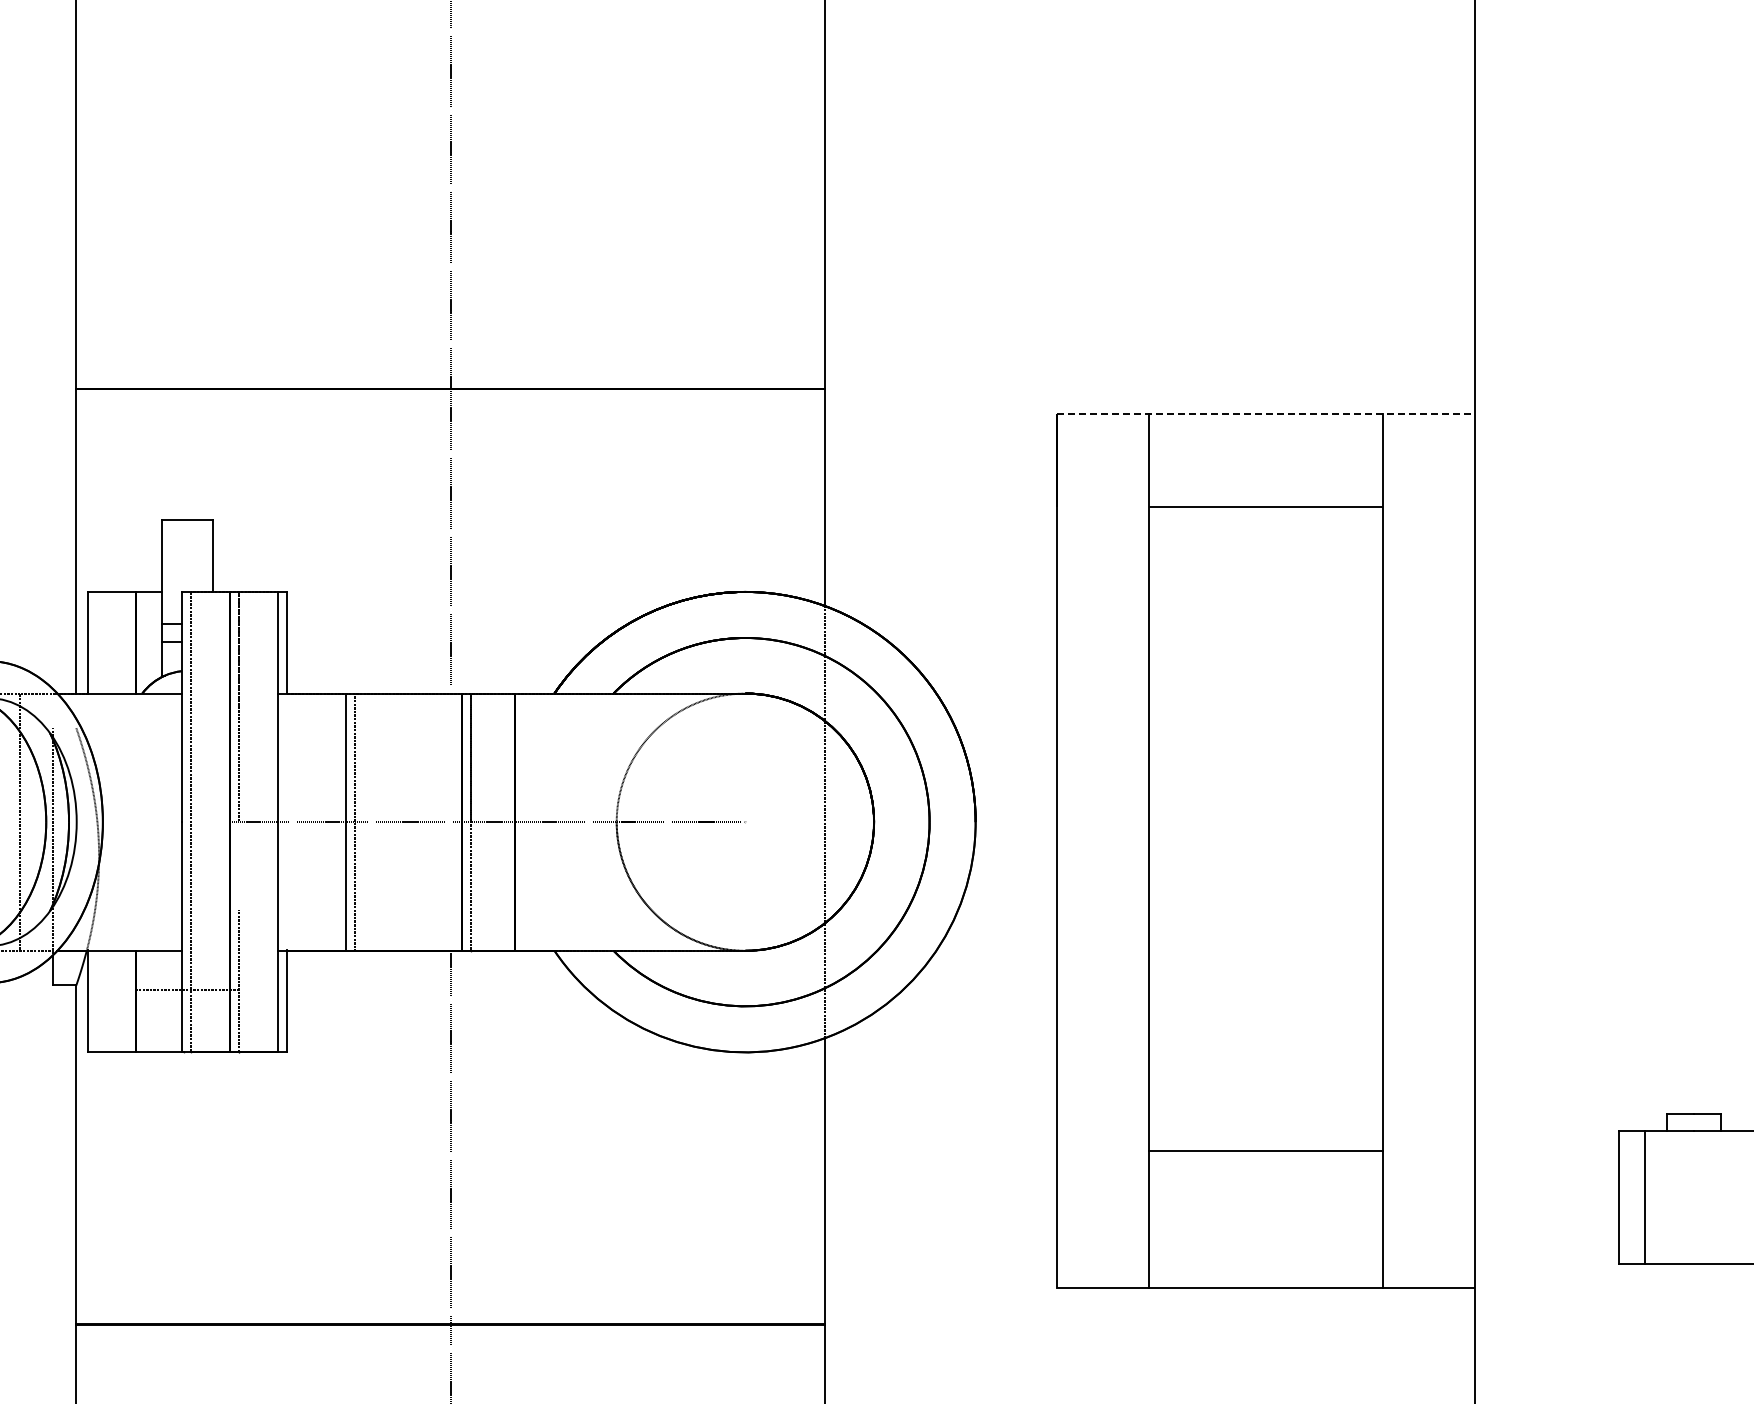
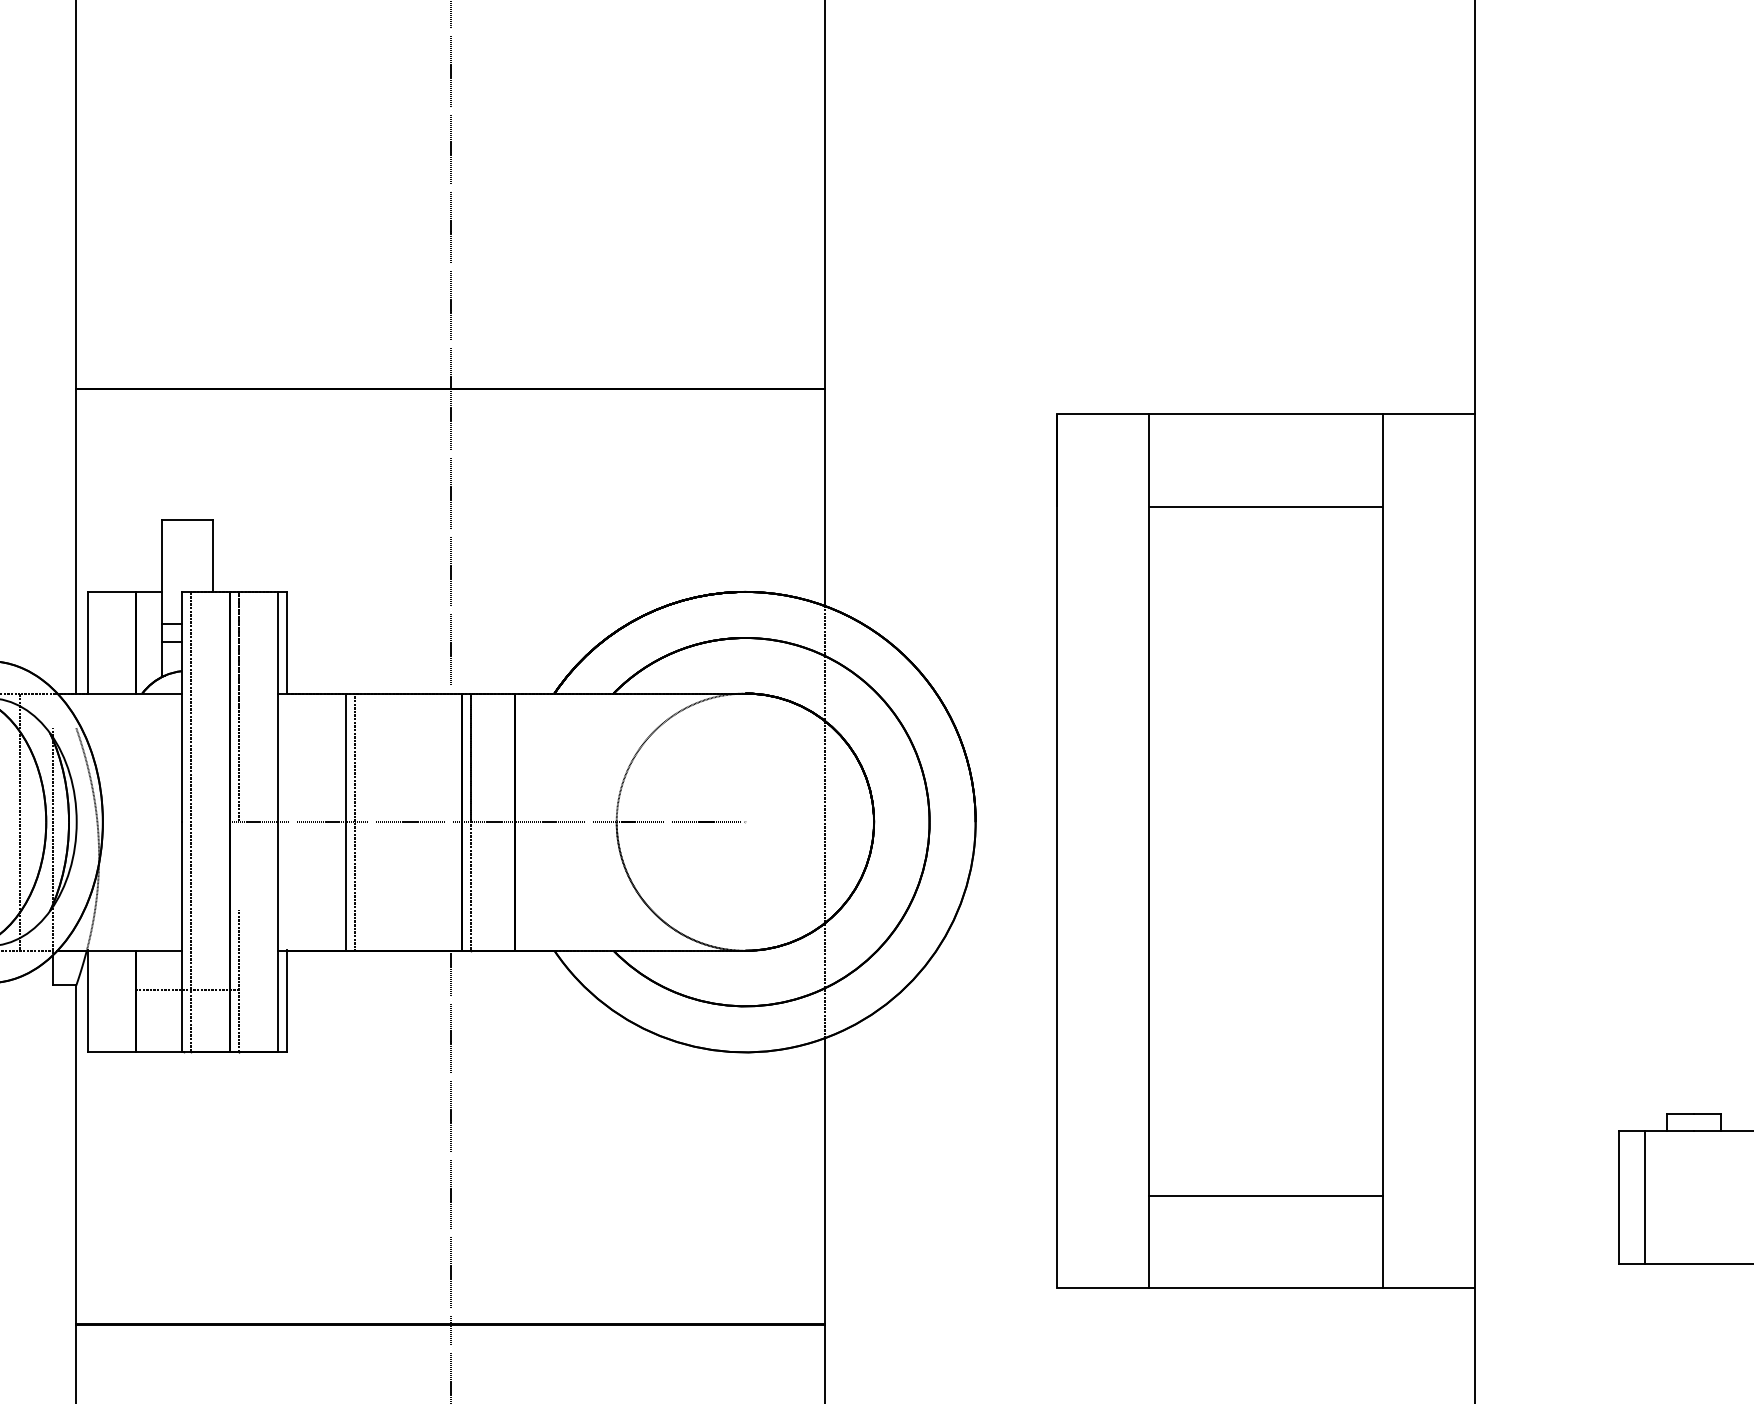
line: dashed -> solid (1266, 414)
line position: (1265, 1150) -> (1265, 1195) (1265, 1195)
